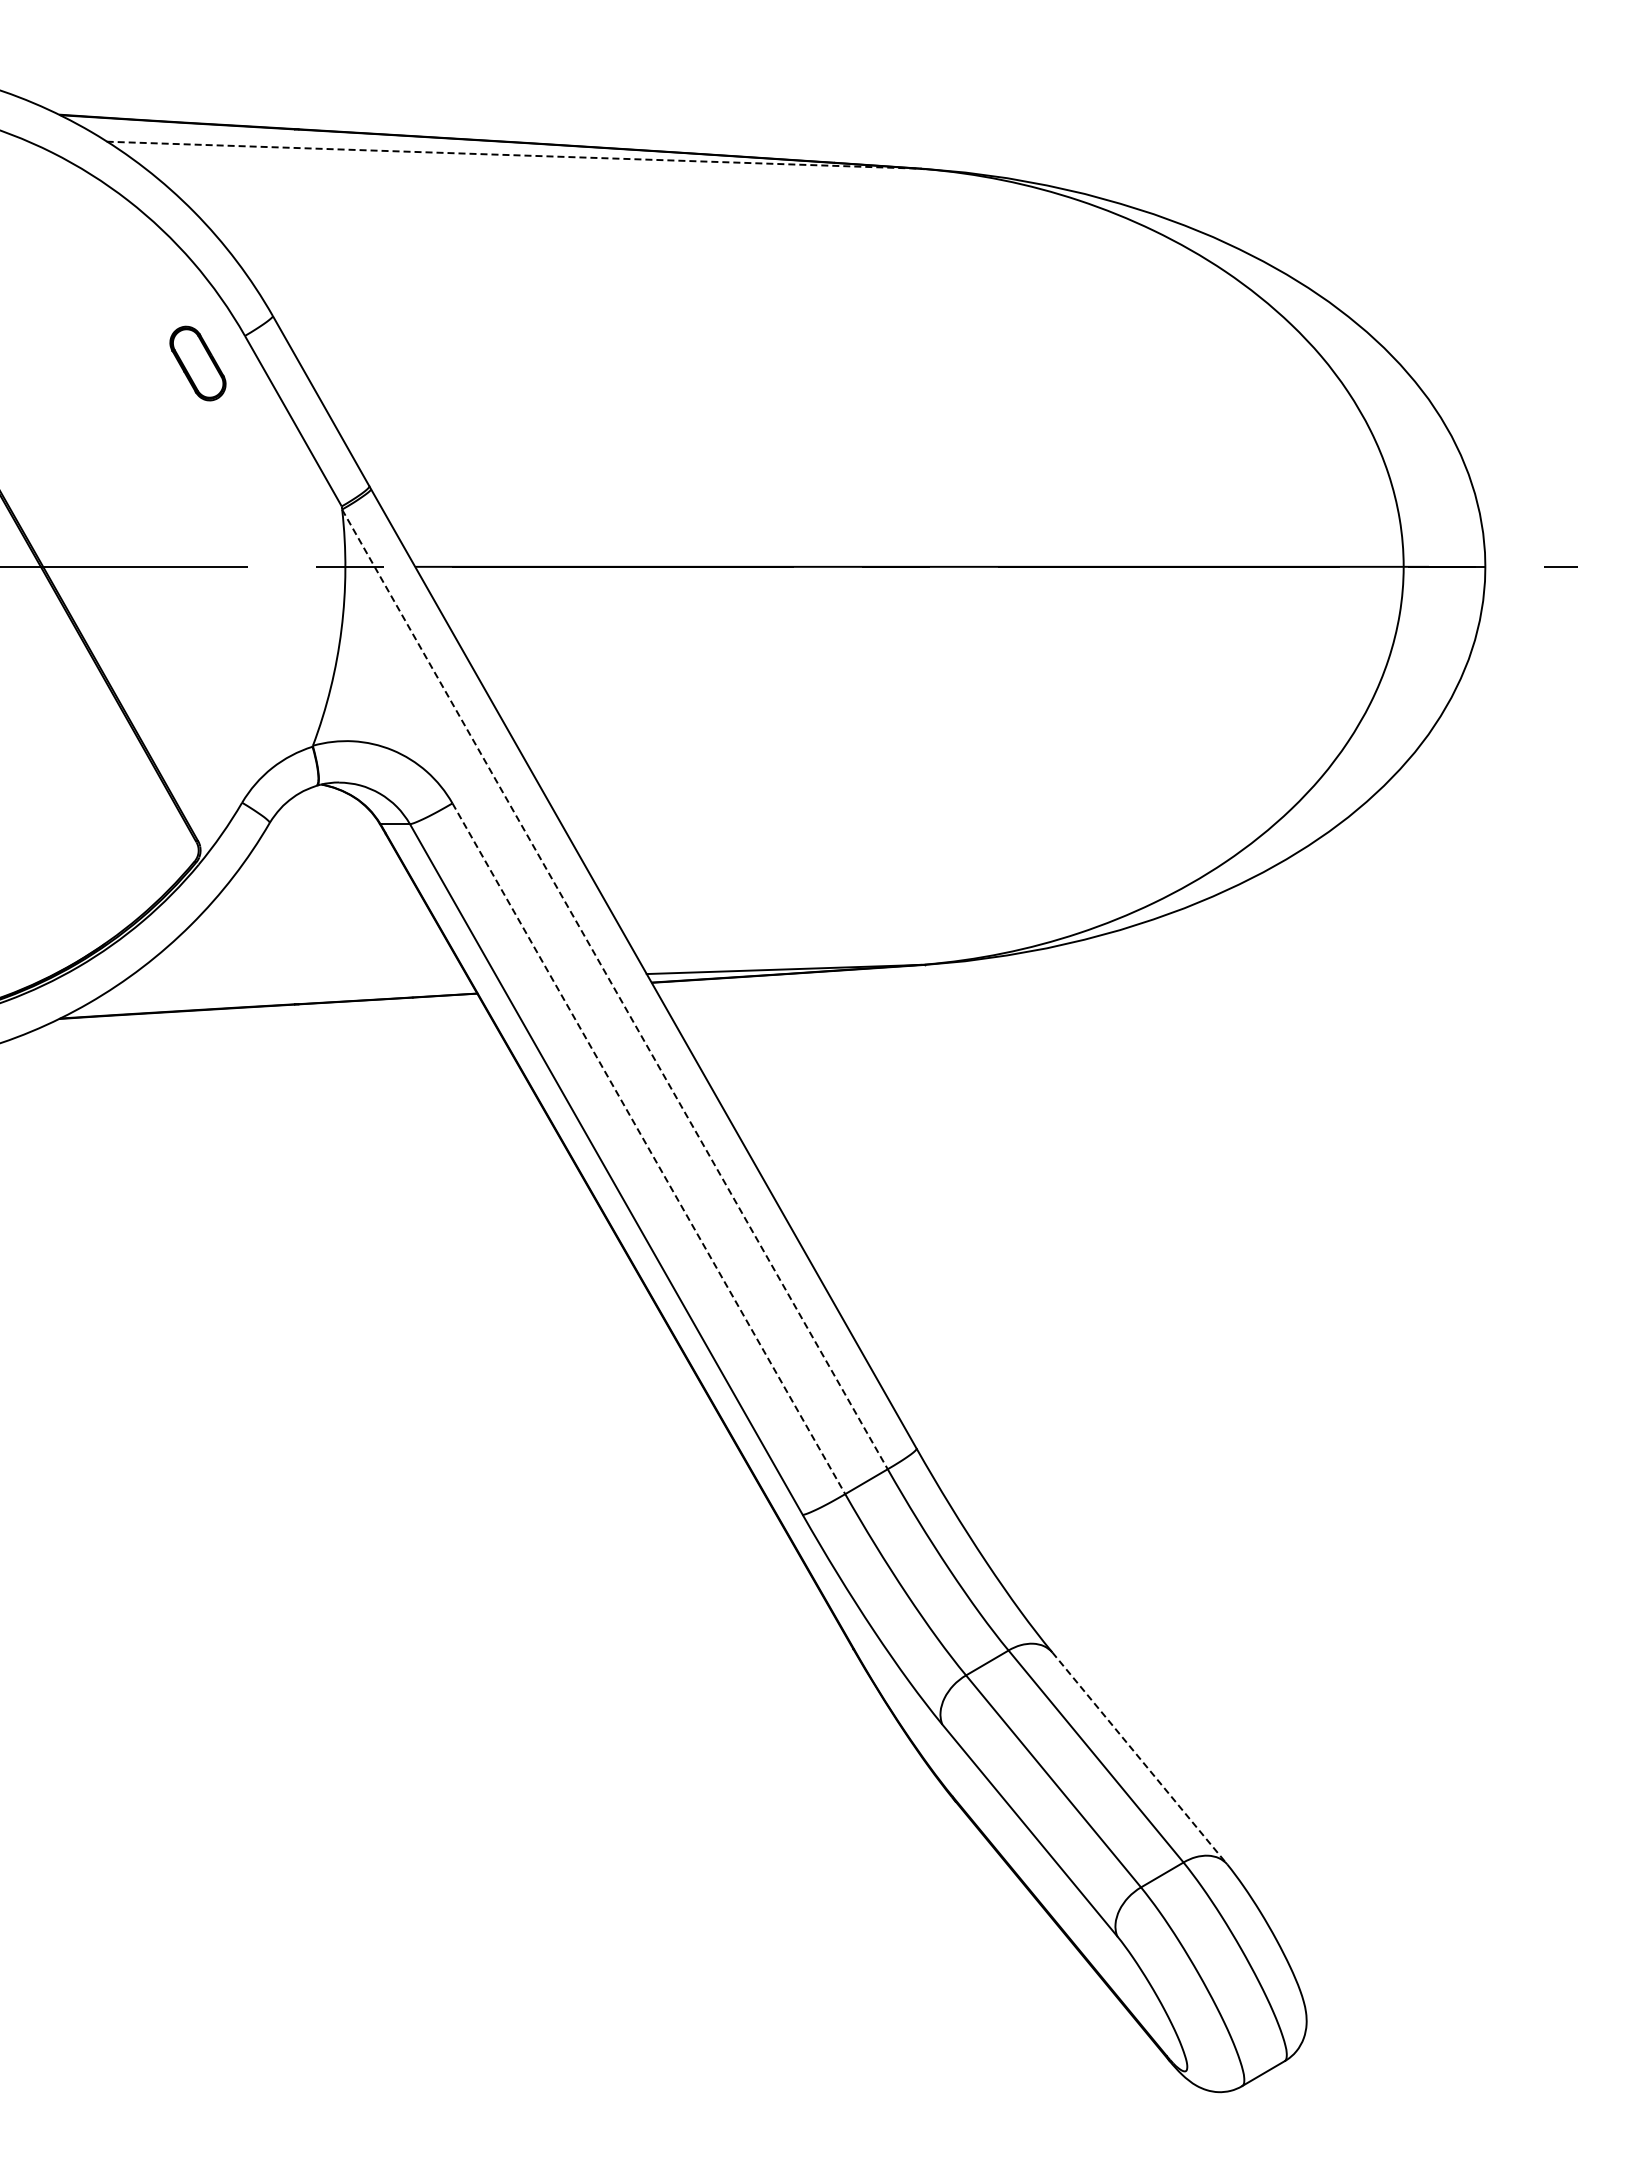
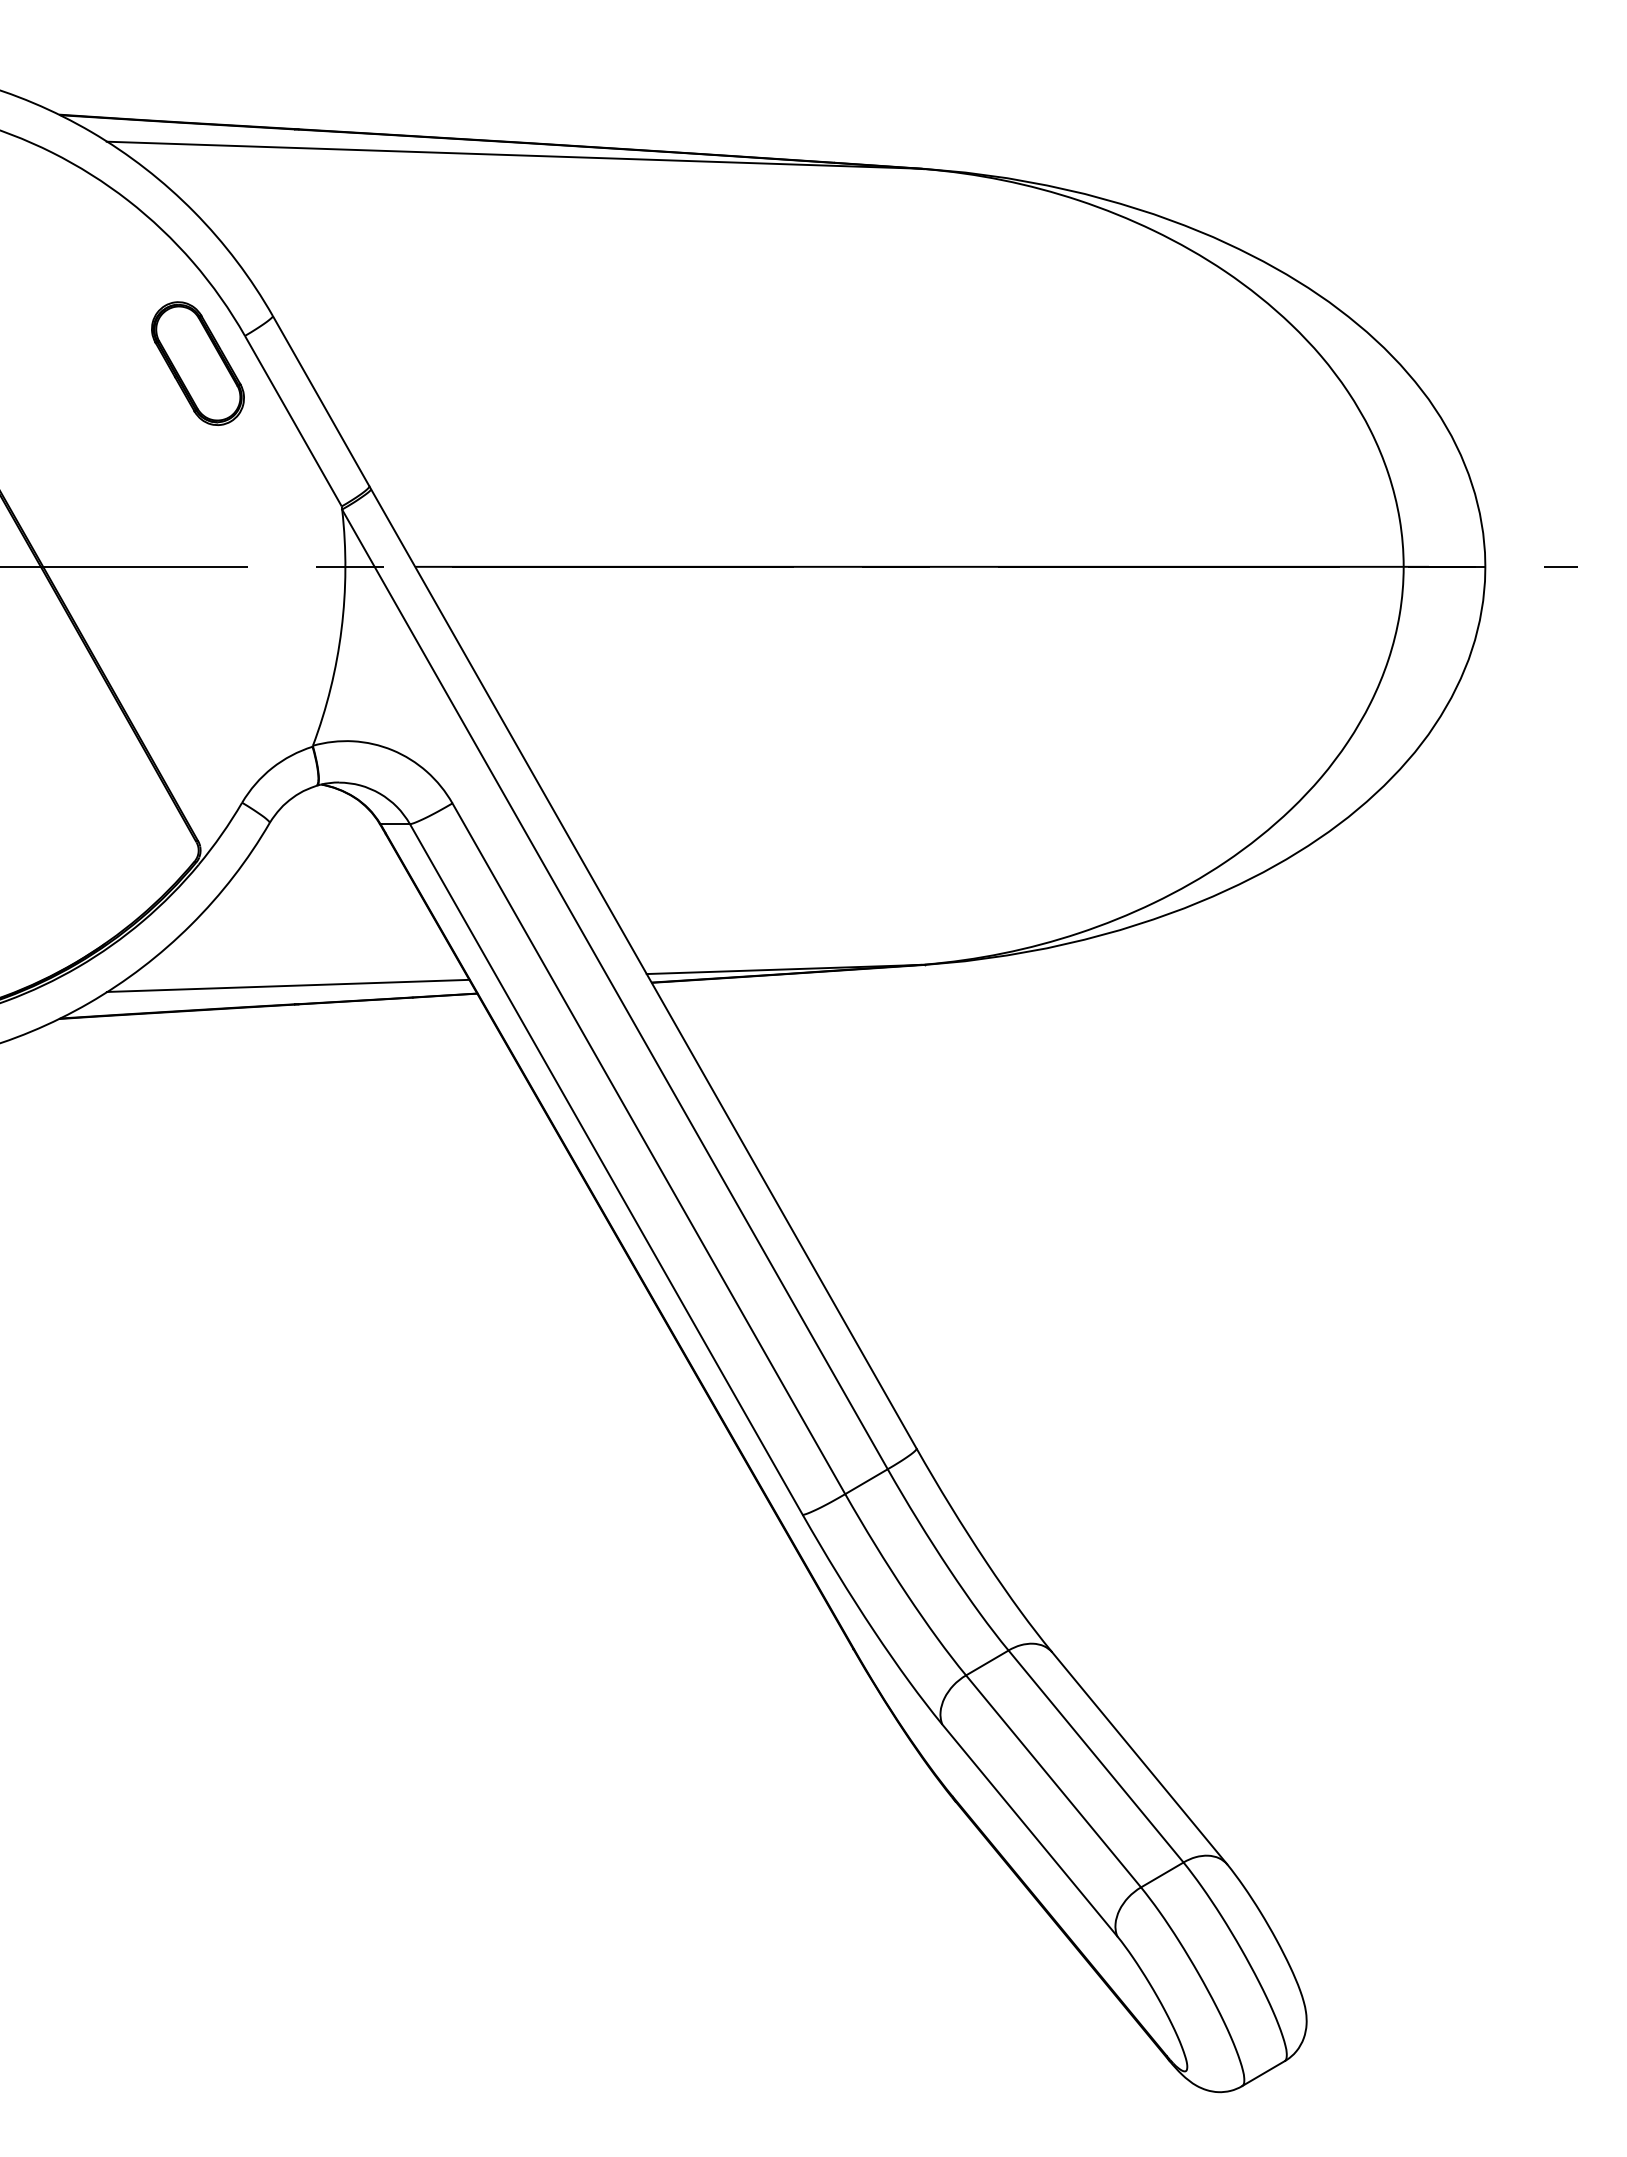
line: dashed -> solid (514, 155)
part size: 58x77 px -> 94x125 px (197, 363)
line: none -> present (287, 985)
line: dashed -> solid (614, 989)
line: dashed -> solid (649, 1149)
line: dashed -> solid (1140, 1758)
